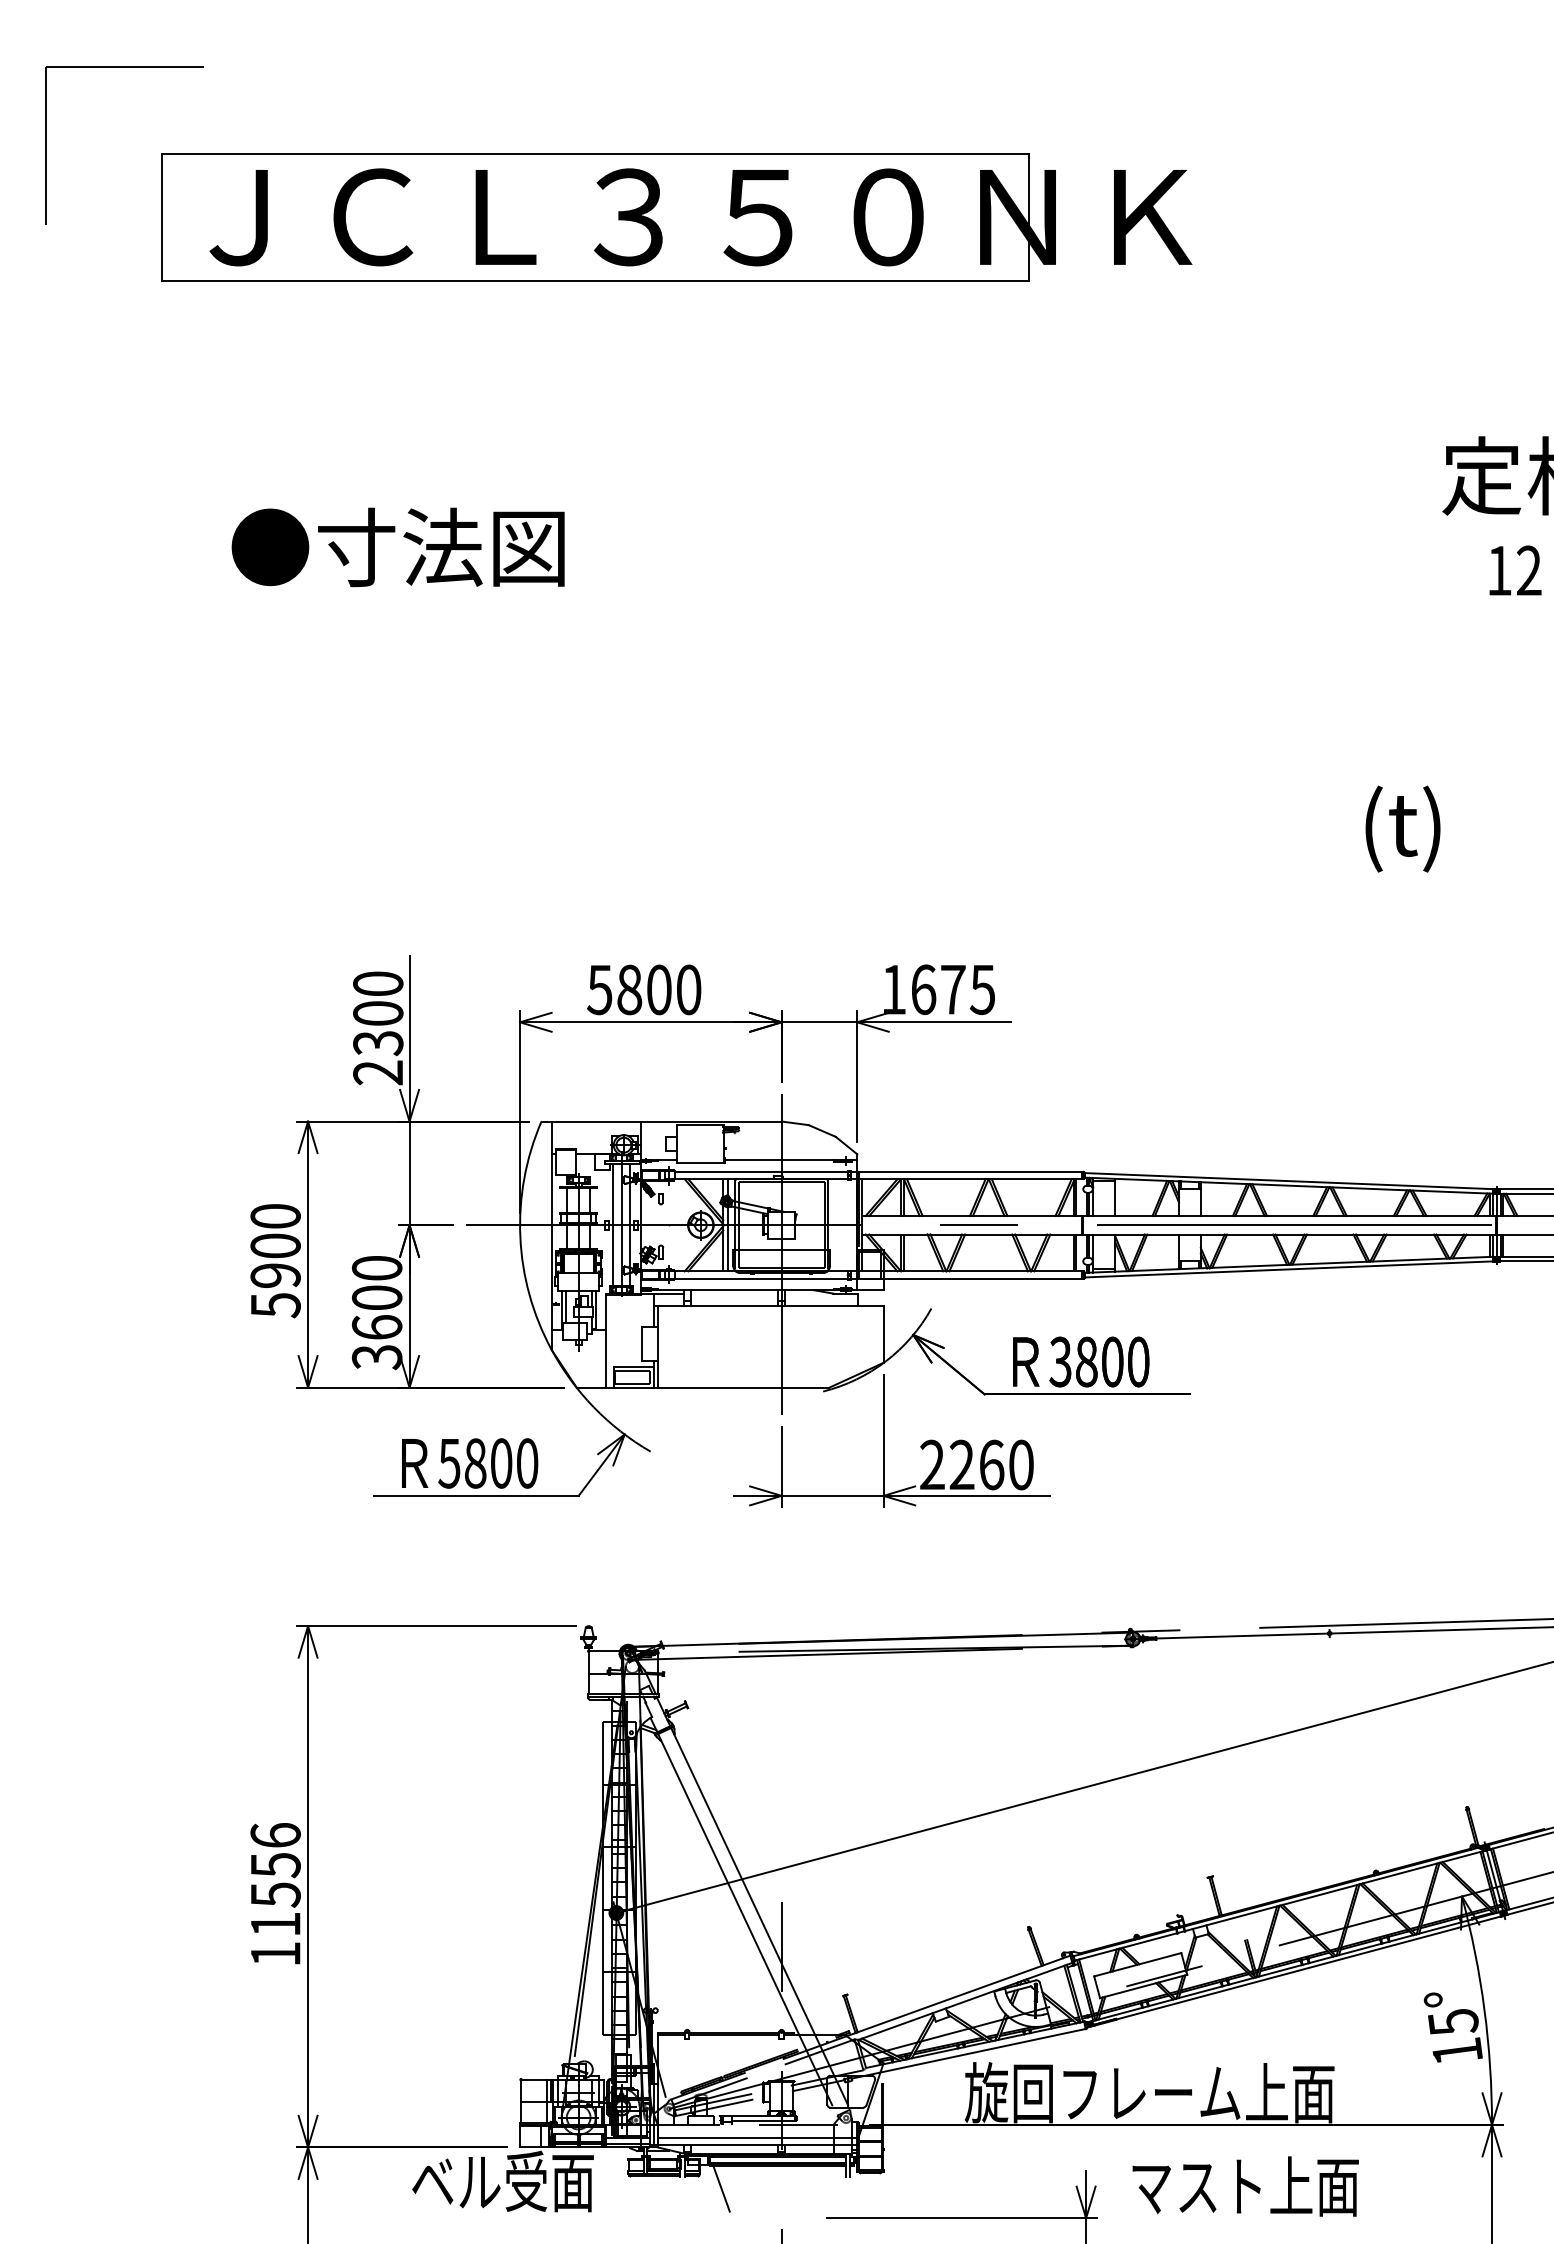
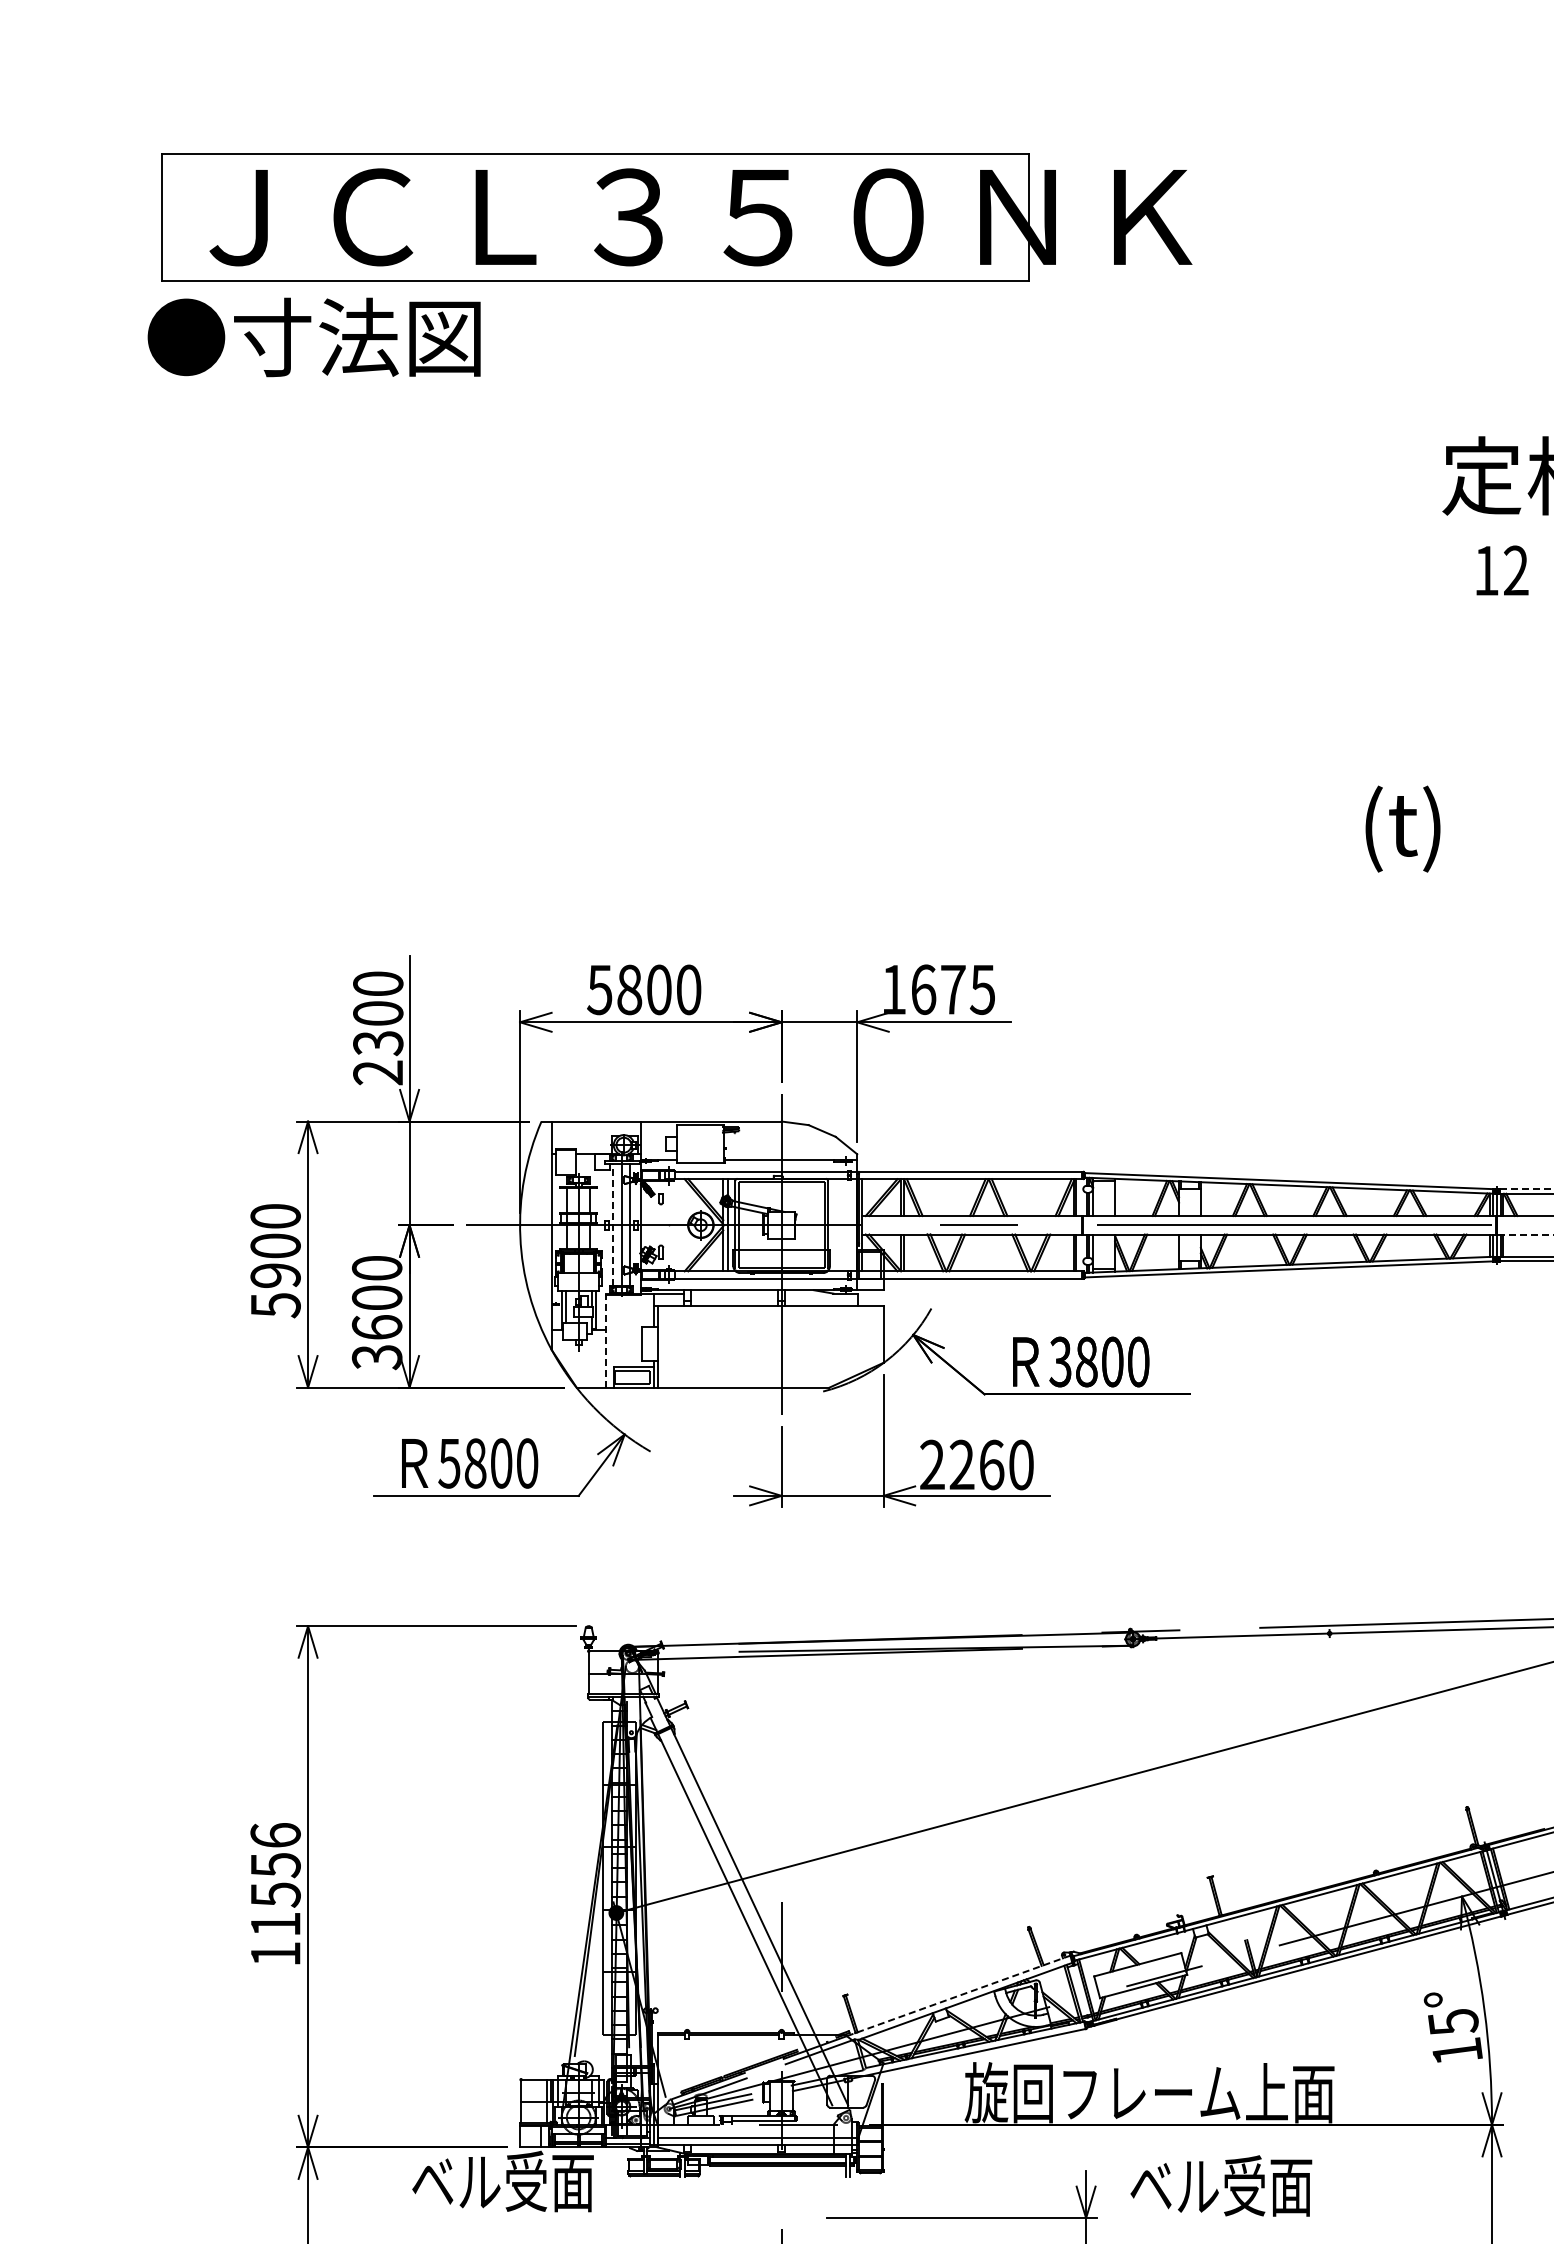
part: present -> none (124, 67)
text position: (397, 547) -> (313, 337) (313, 337)
text position: (1515, 570) -> (1502, 570) (1502, 570)
line: solid -> dashed (1527, 1189)
line: solid -> dashed (613, 1224)
line: solid -> dashed (1525, 1234)
line: solid -> dashed (605, 1340)
line: solid -> dashed (958, 1995)
text: マスト上面 -> ベル受面 (1244, 2185)
line: present -> none (721, 2188)
